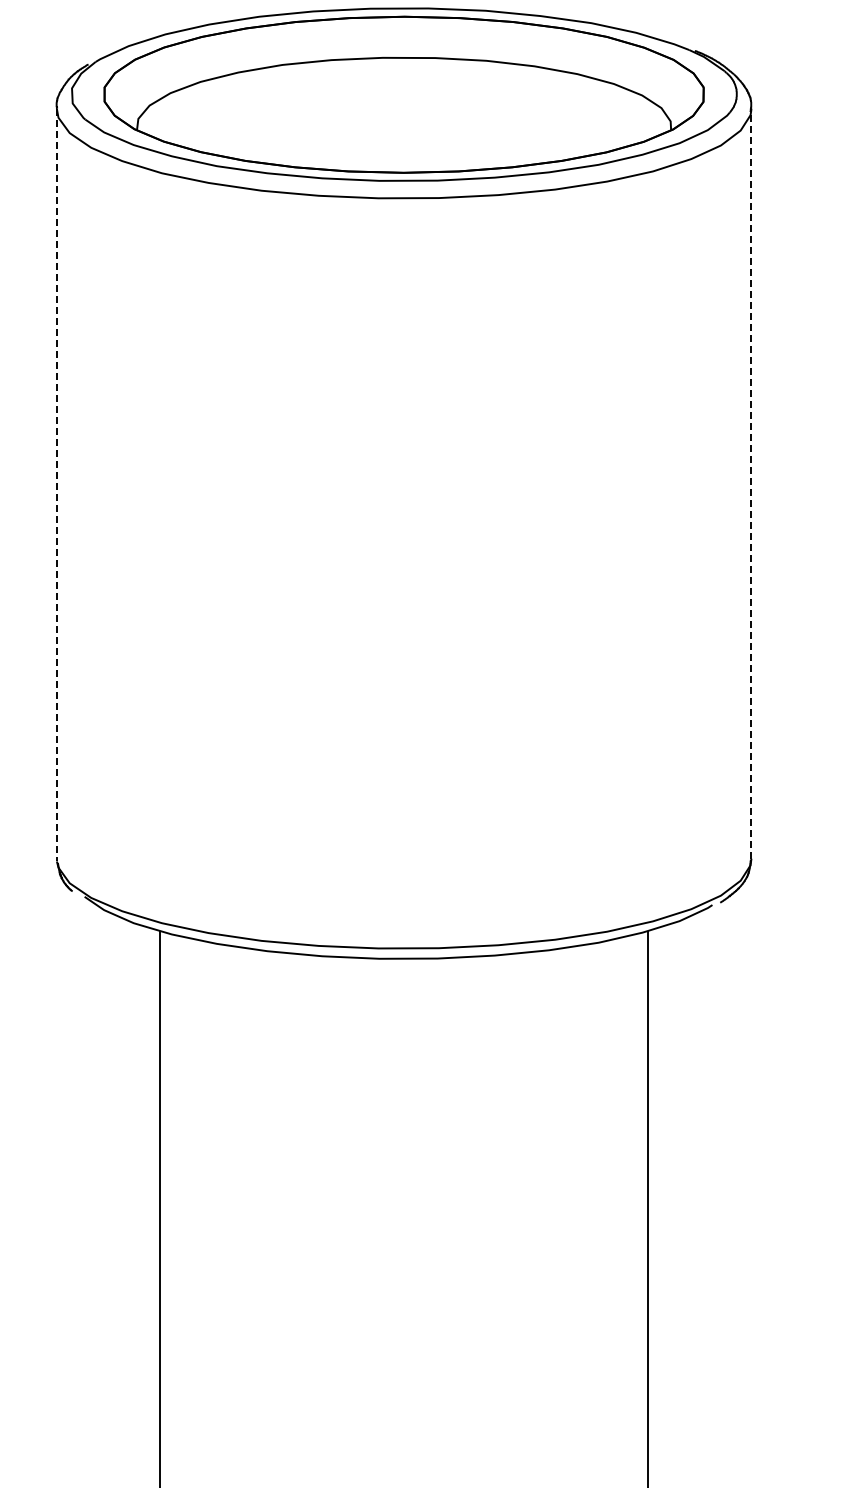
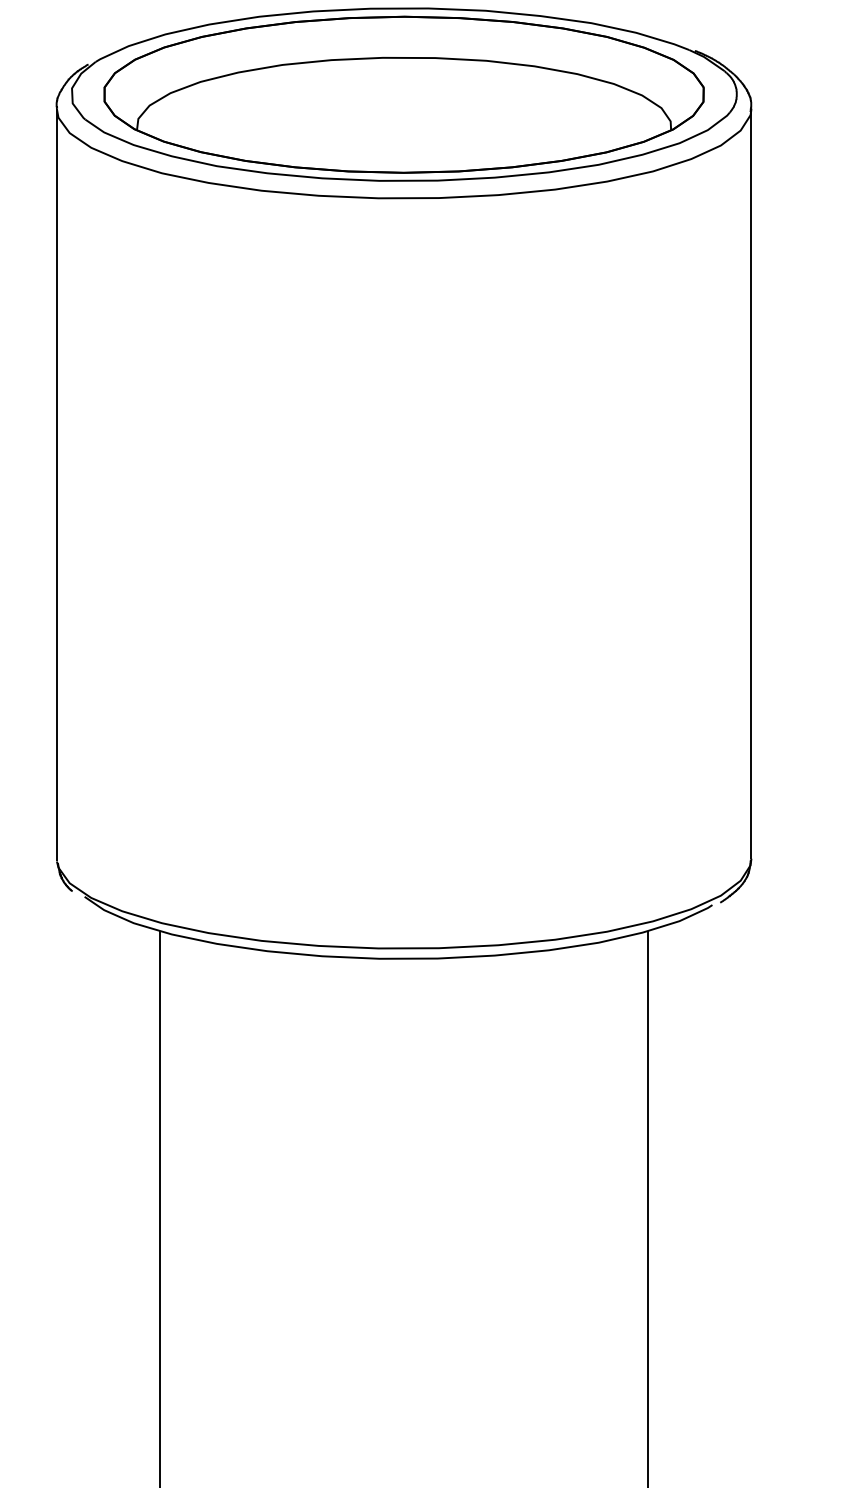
line: dashed -> solid (751, 483)
line: dashed -> solid (56, 484)
